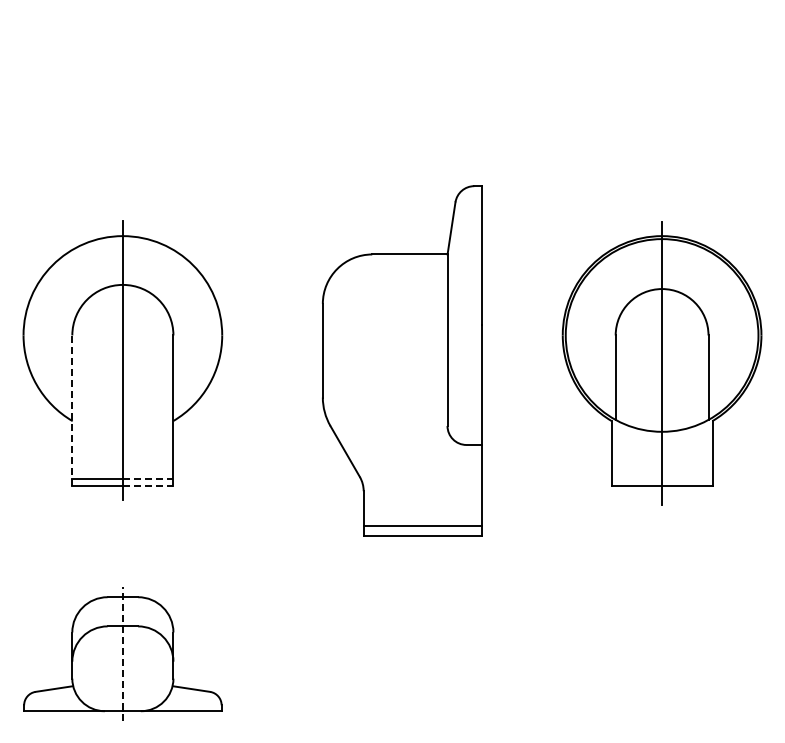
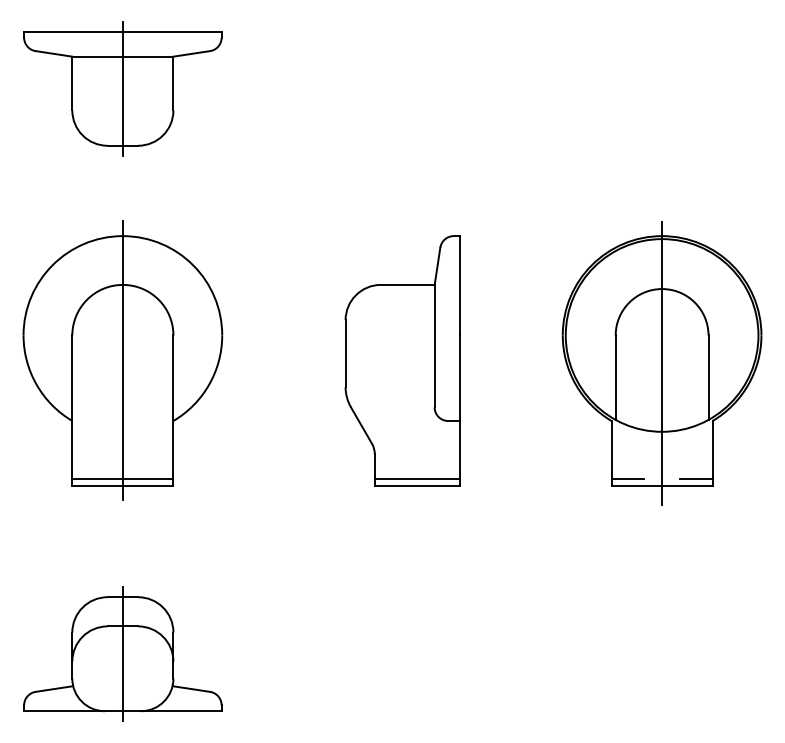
part: none -> present (122, 88)
part size: 161x352 px -> 117x252 px (402, 360)
line: dashed -> solid (72, 410)
line: dashed -> solid (148, 479)
line: none -> present (627, 479)
line: none -> present (695, 479)
line: dashed -> solid (148, 485)
line: dashed -> solid (122, 653)
